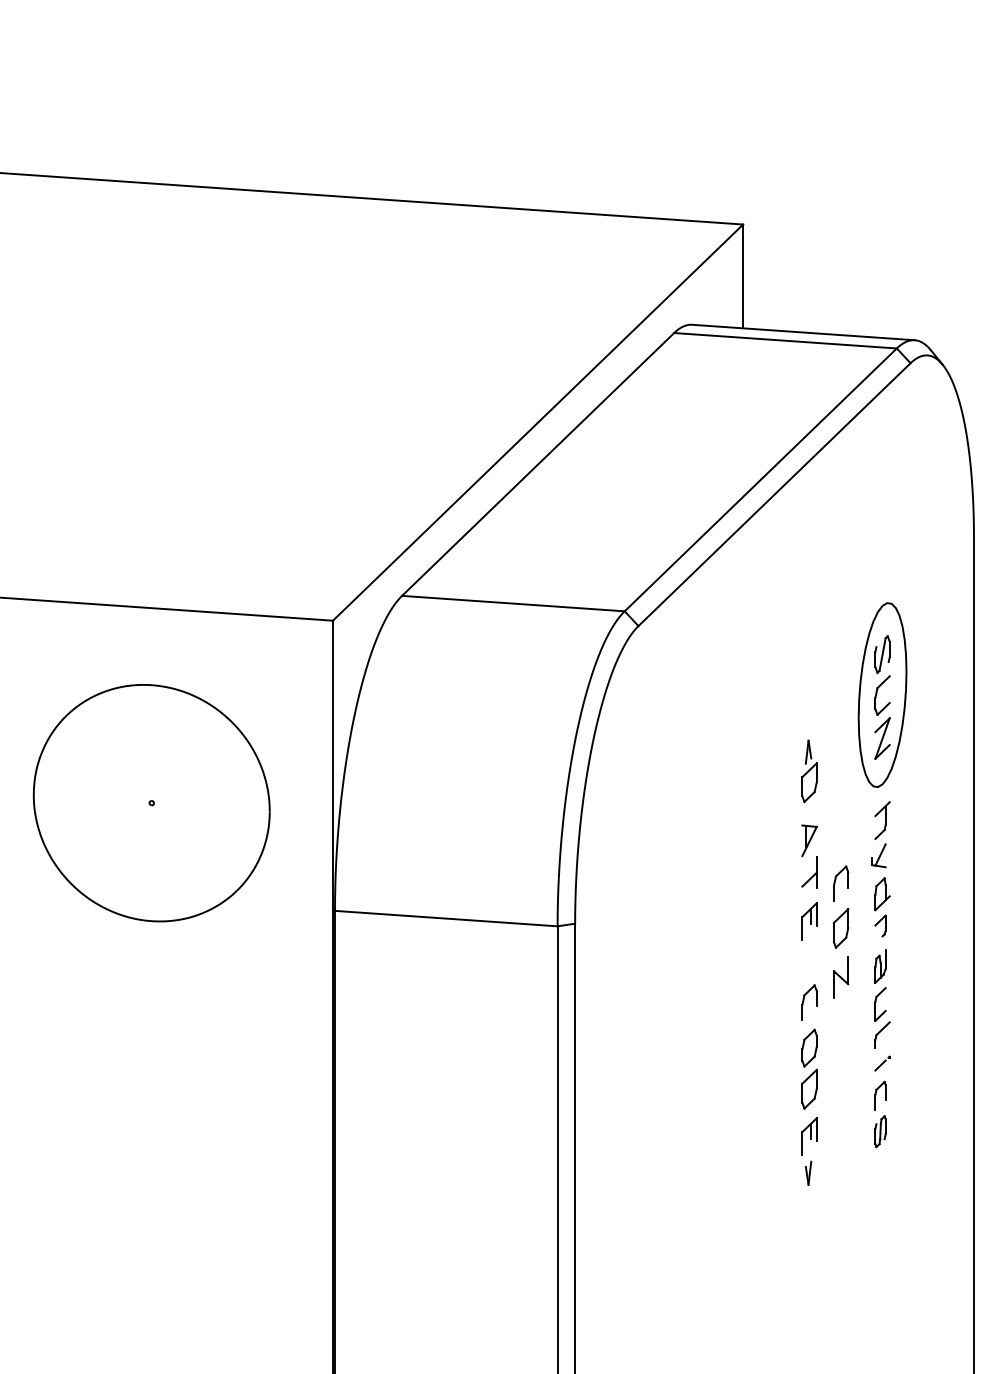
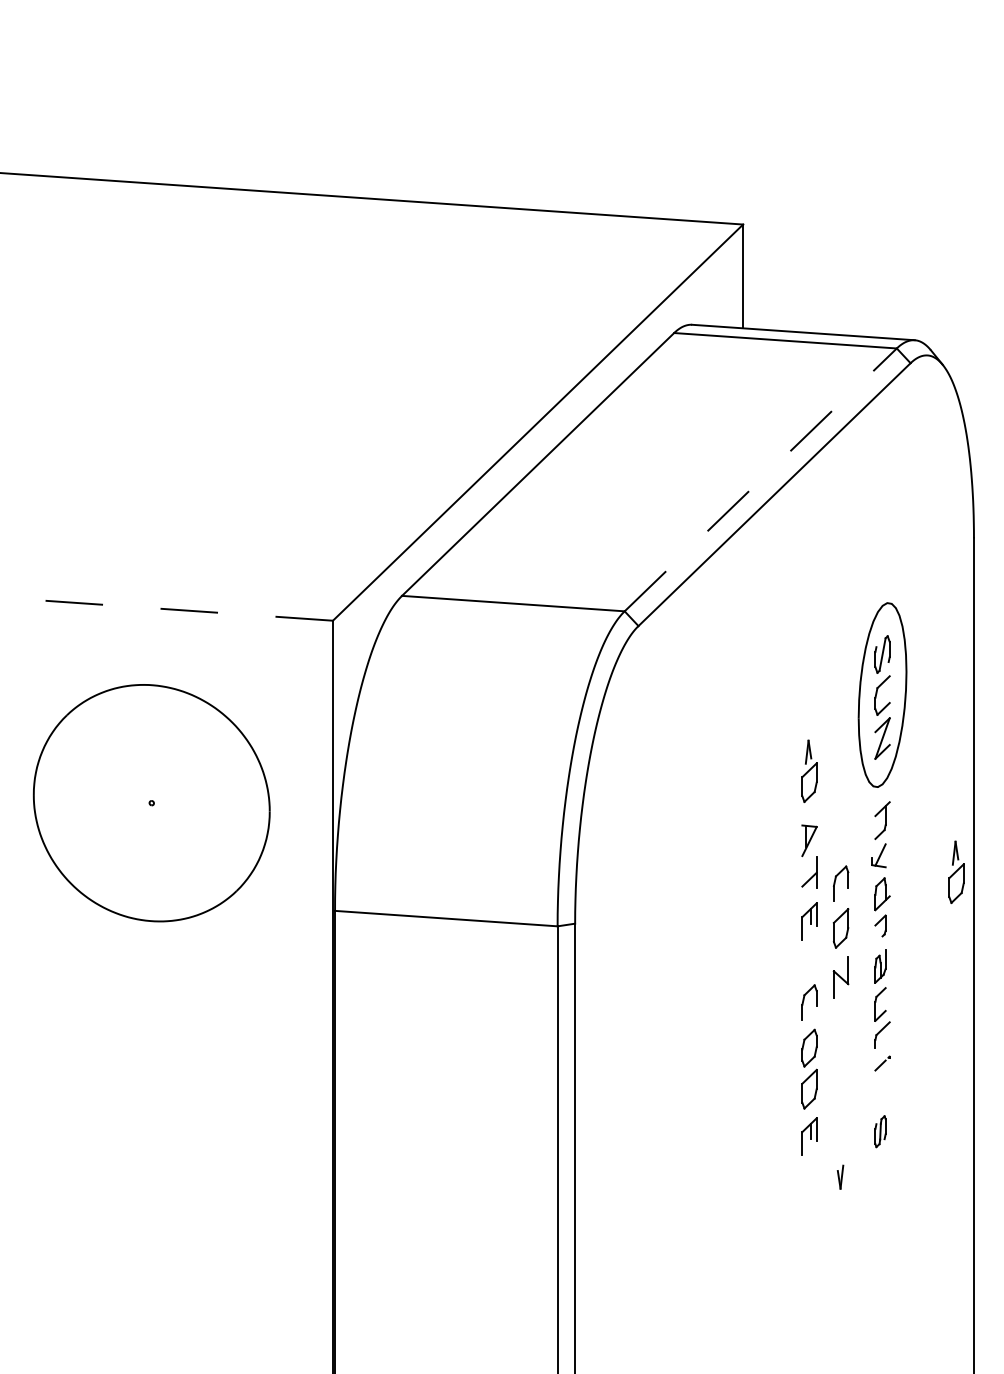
line: solid -> dashed (761, 479)
line: solid -> dashed (166, 609)
part: none -> present (956, 871)
part: present -> none (880, 1095)
part position: (808, 1172) -> (840, 1176) (840, 1176)
